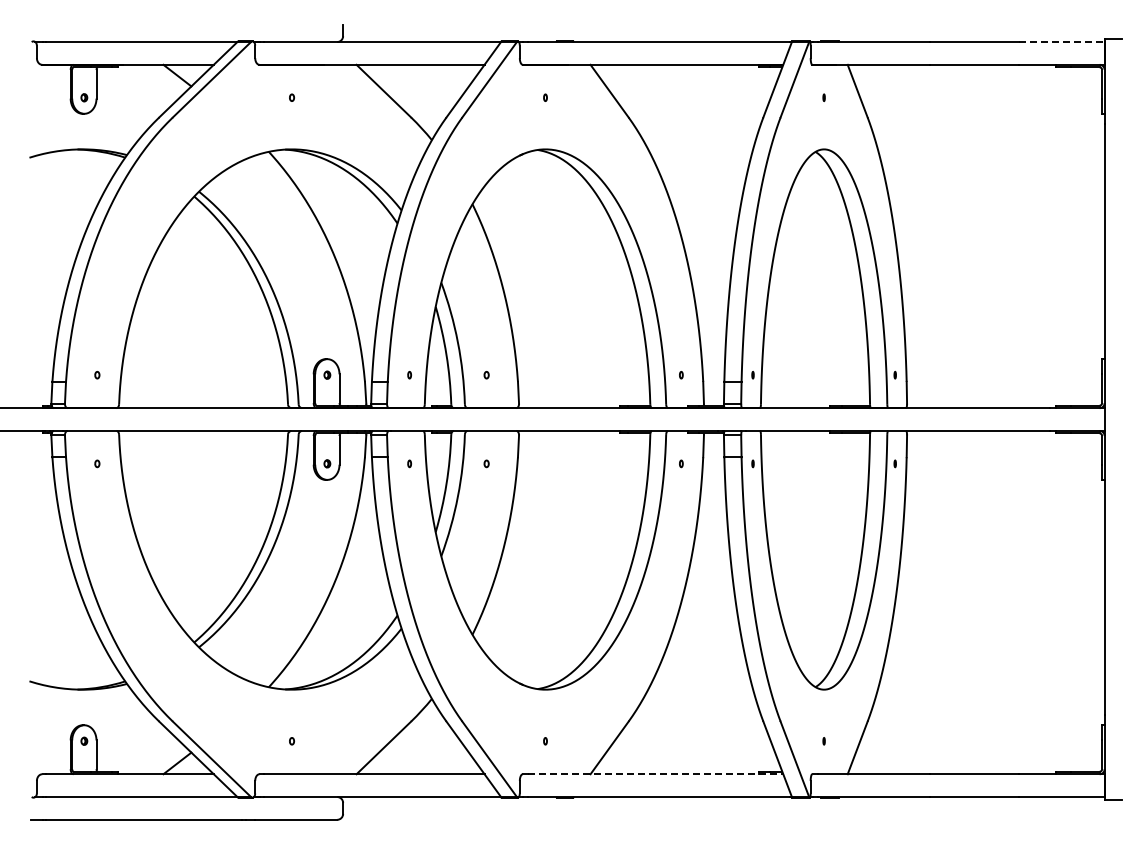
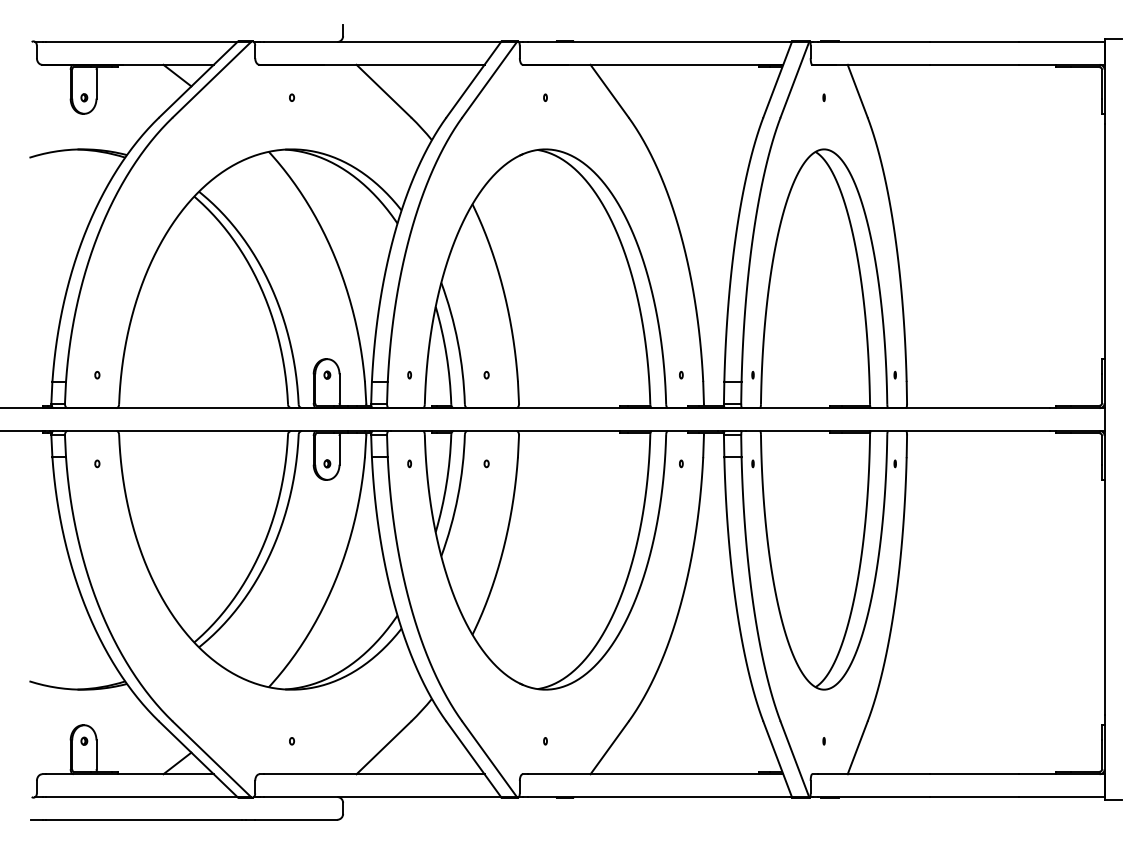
line: dashed -> solid (1062, 42)
line: dashed -> solid (655, 774)
